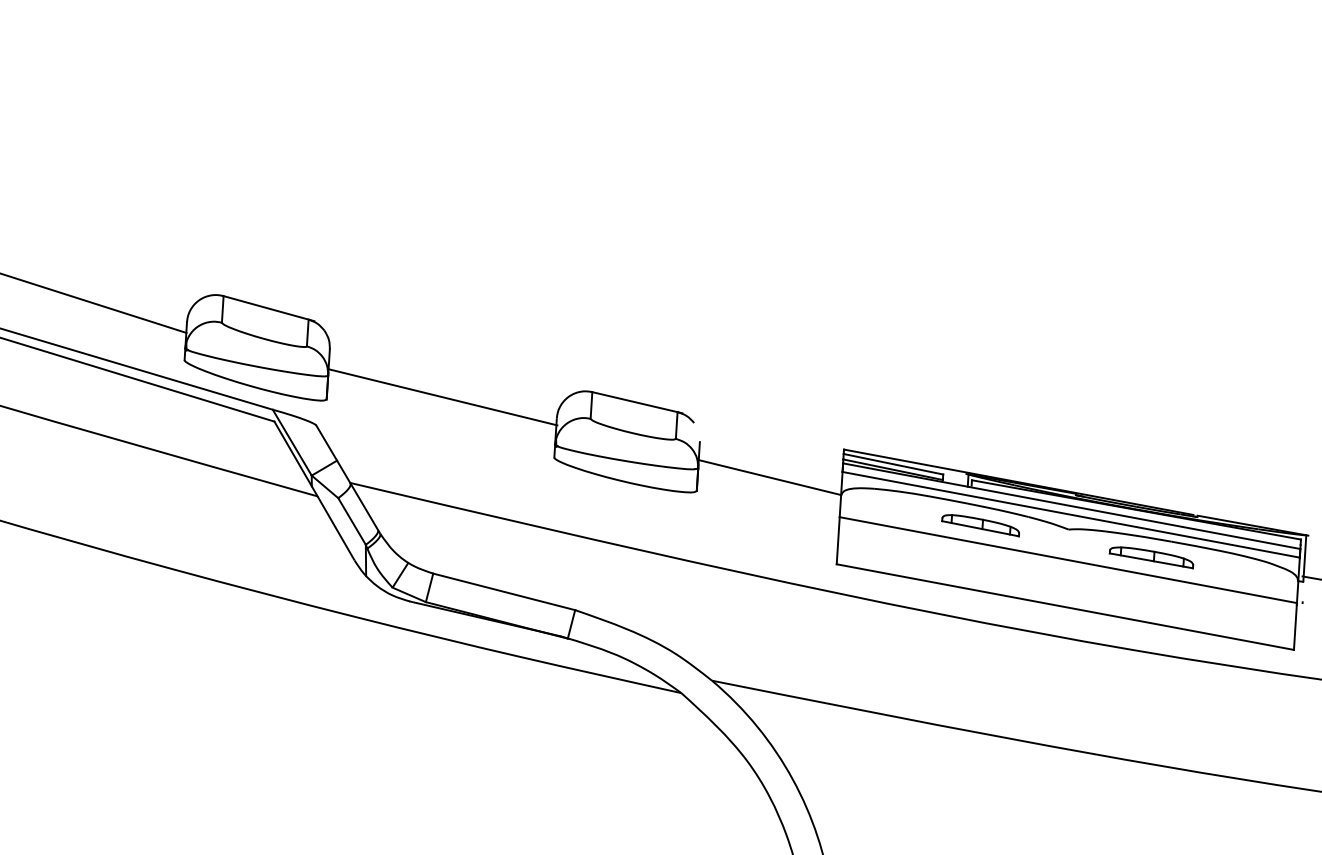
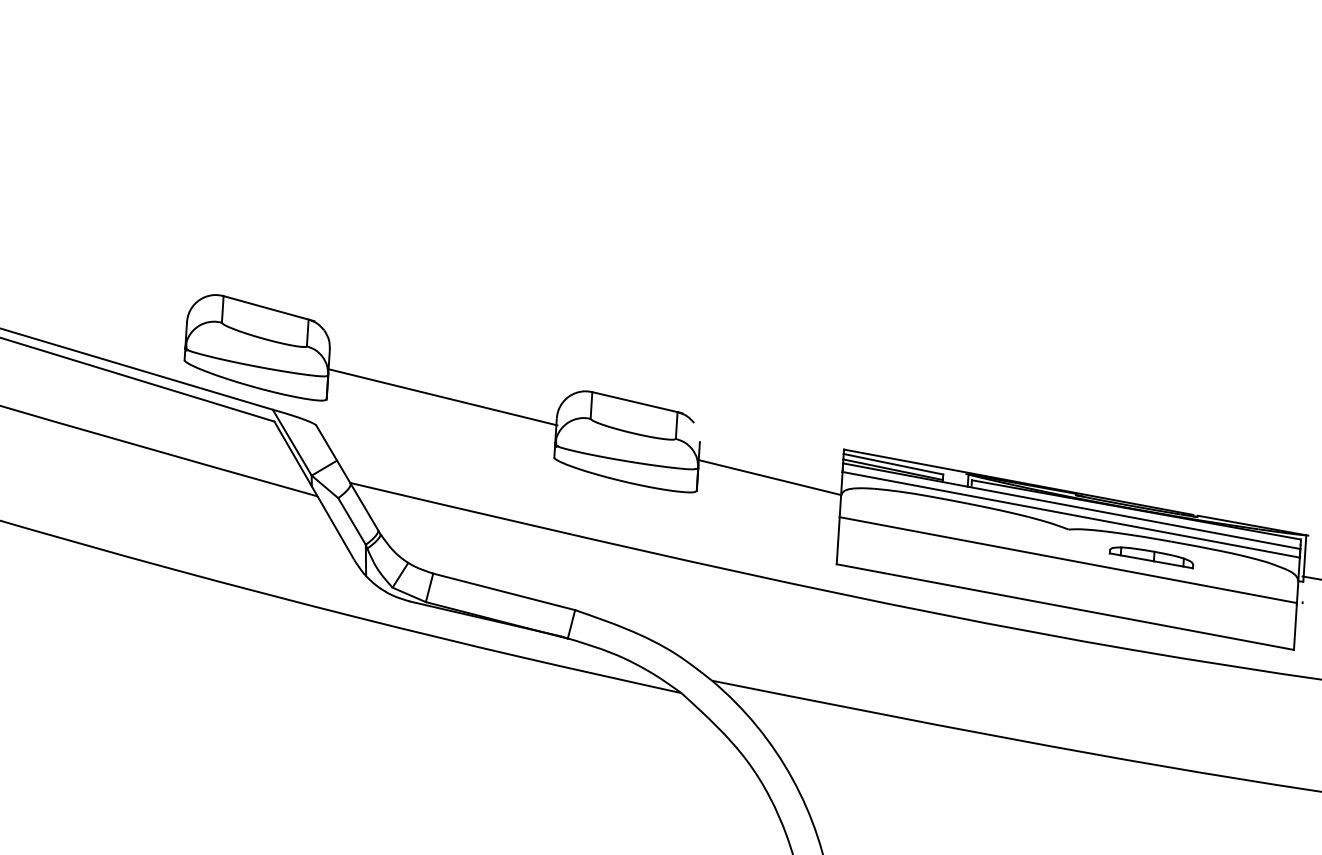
line: present -> none (94, 303)
part: present -> none (980, 525)
